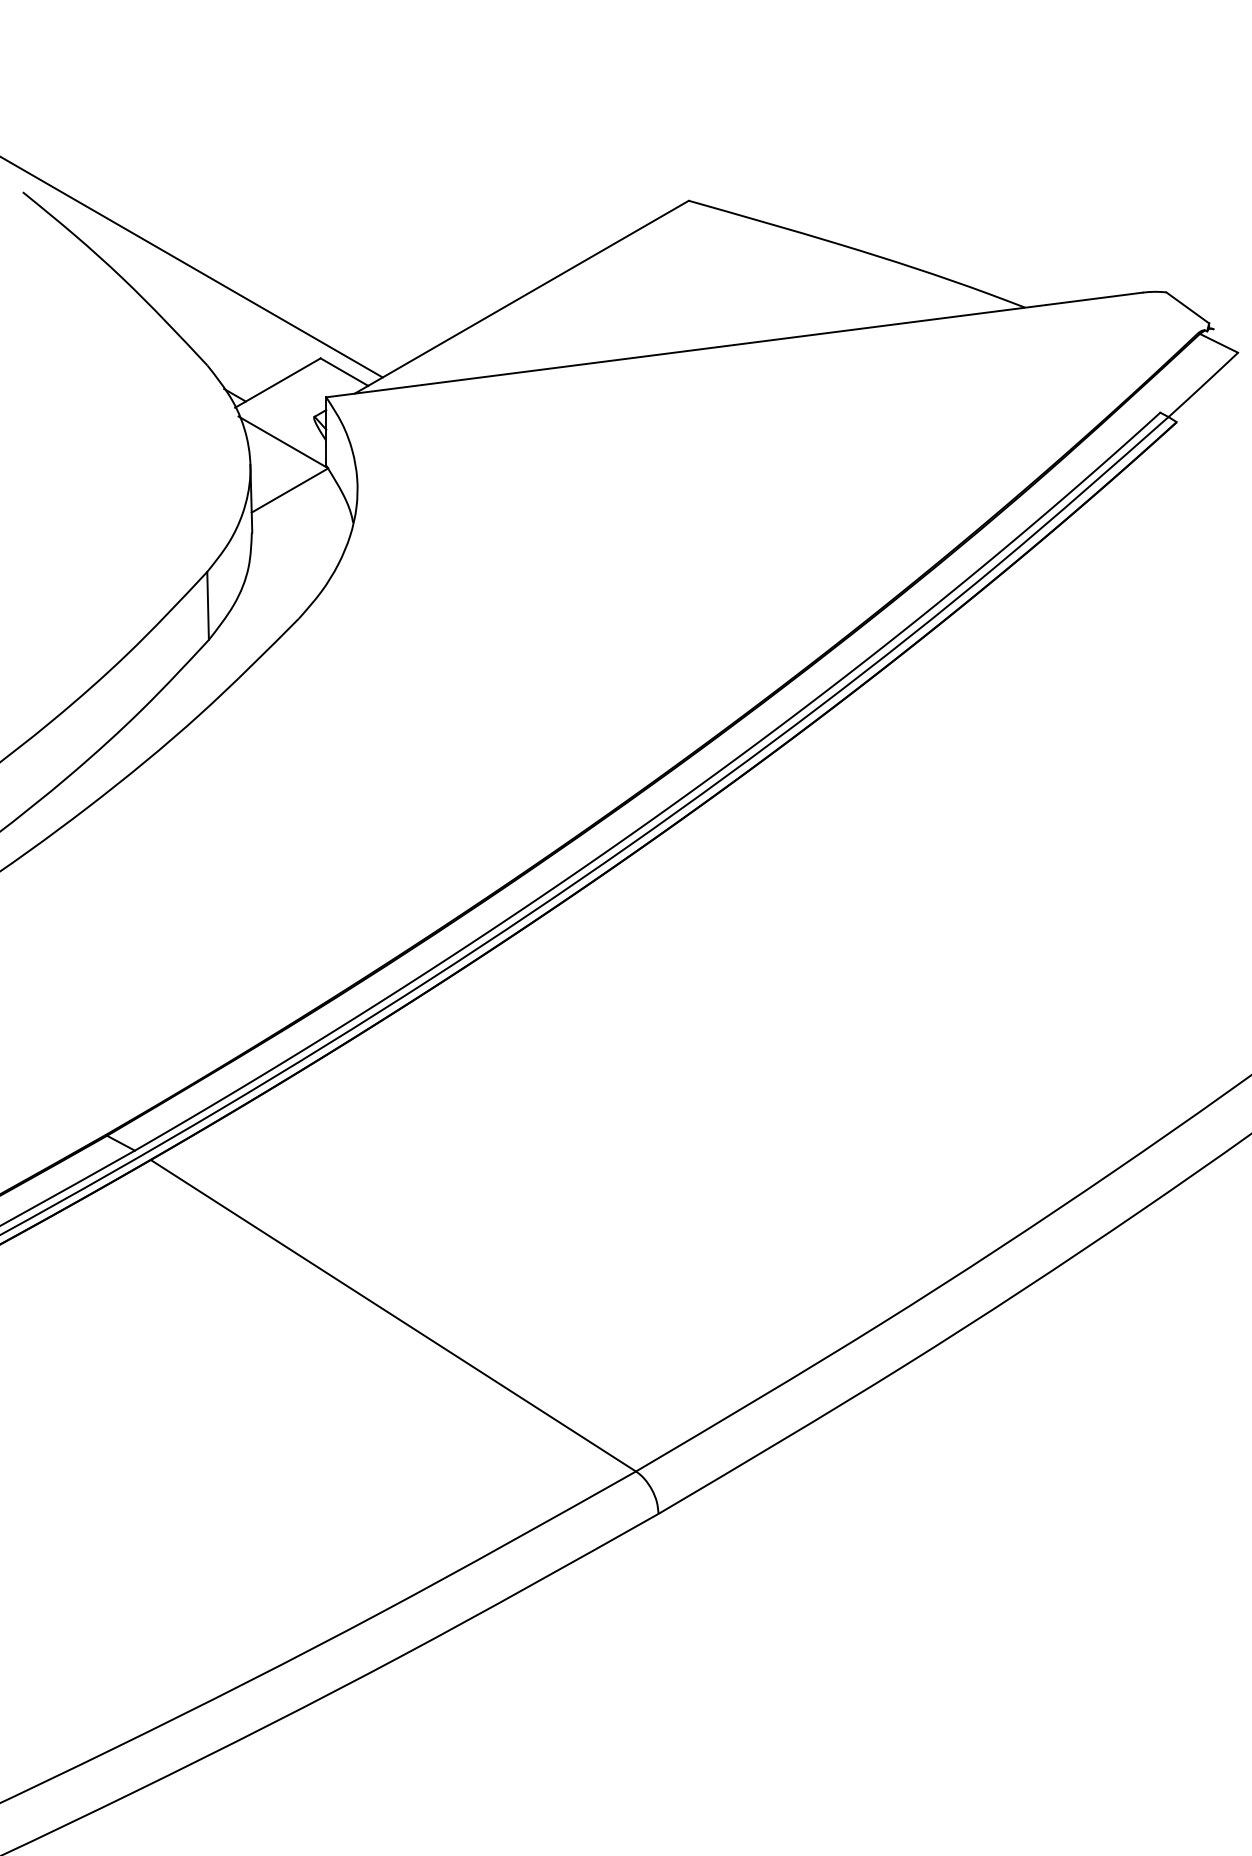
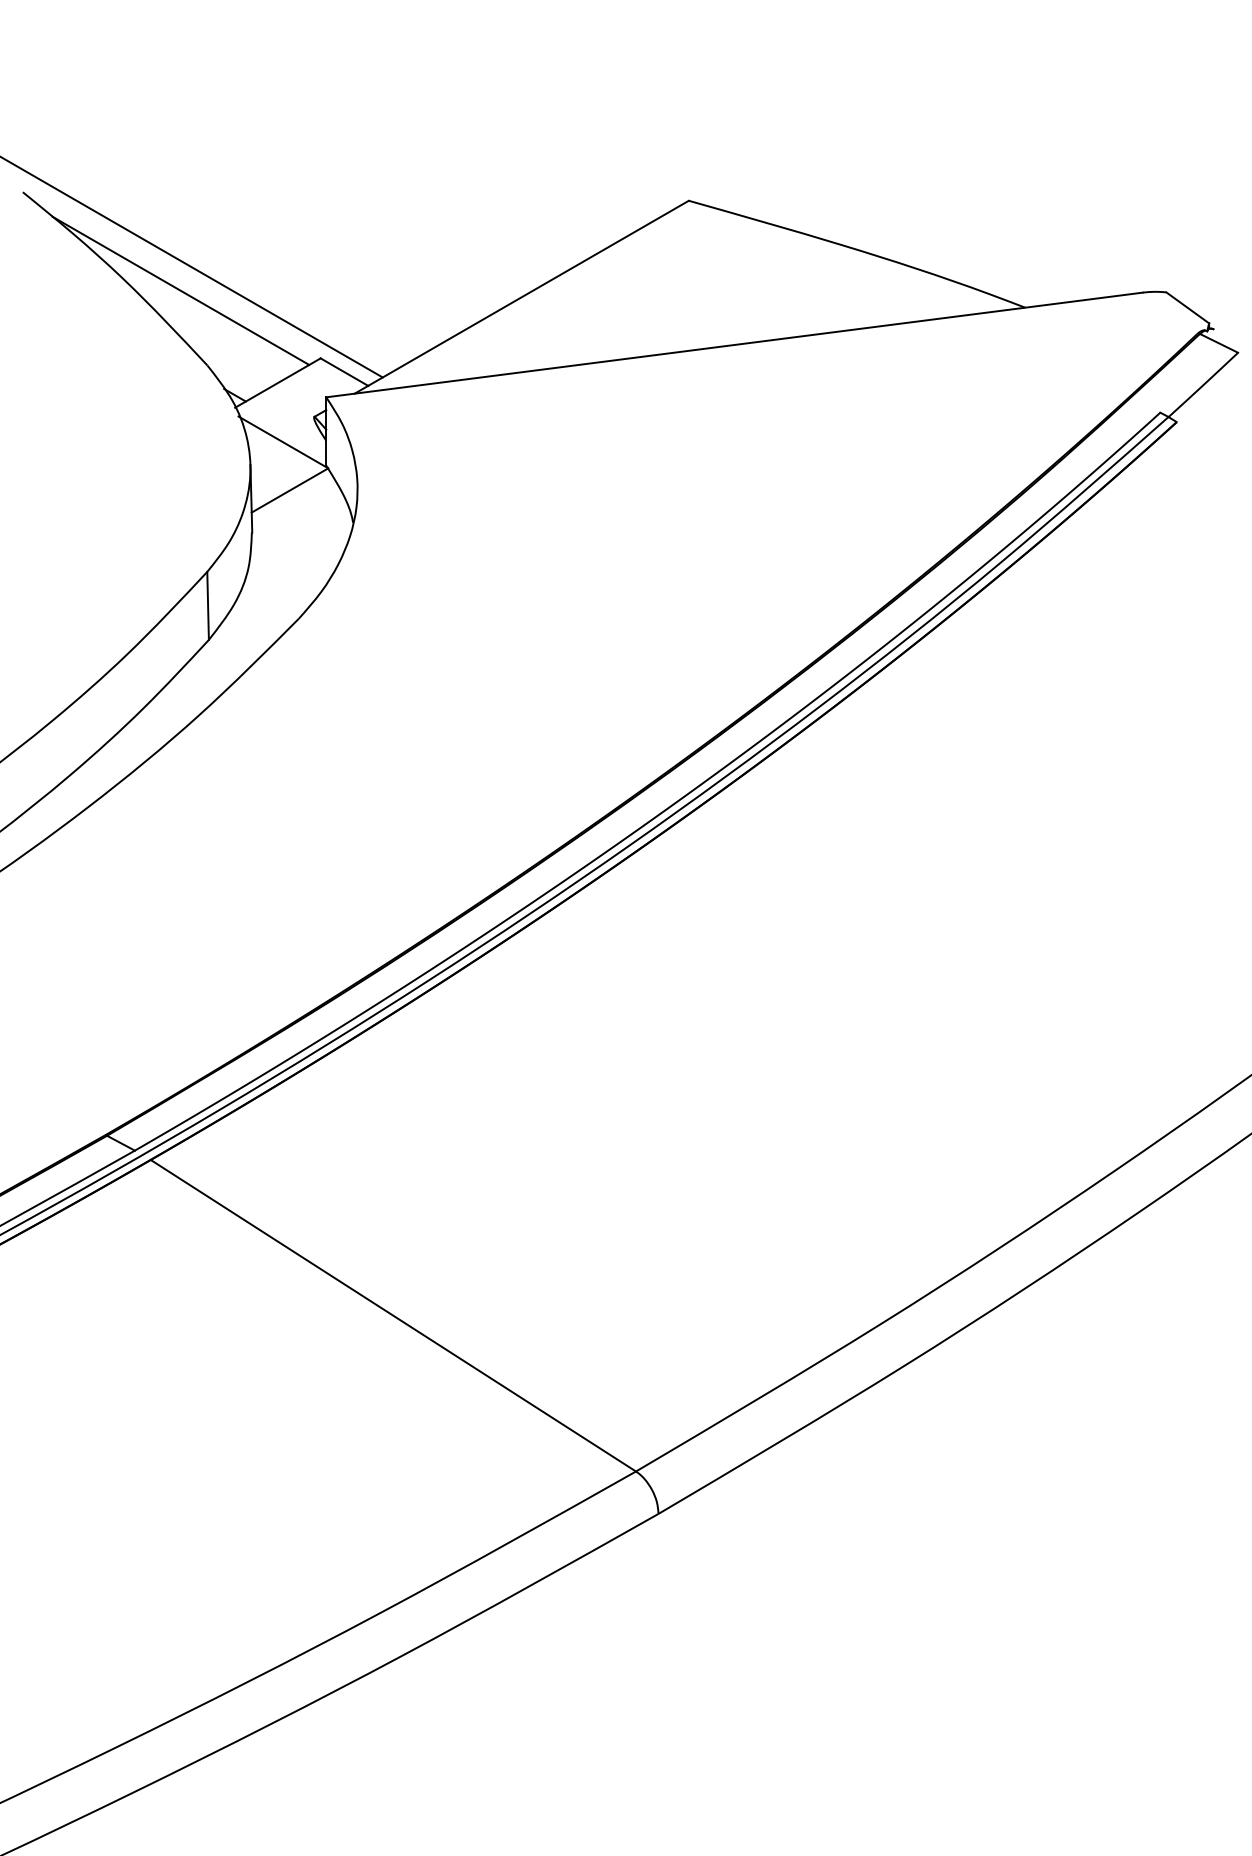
line: none -> present (180, 290)
